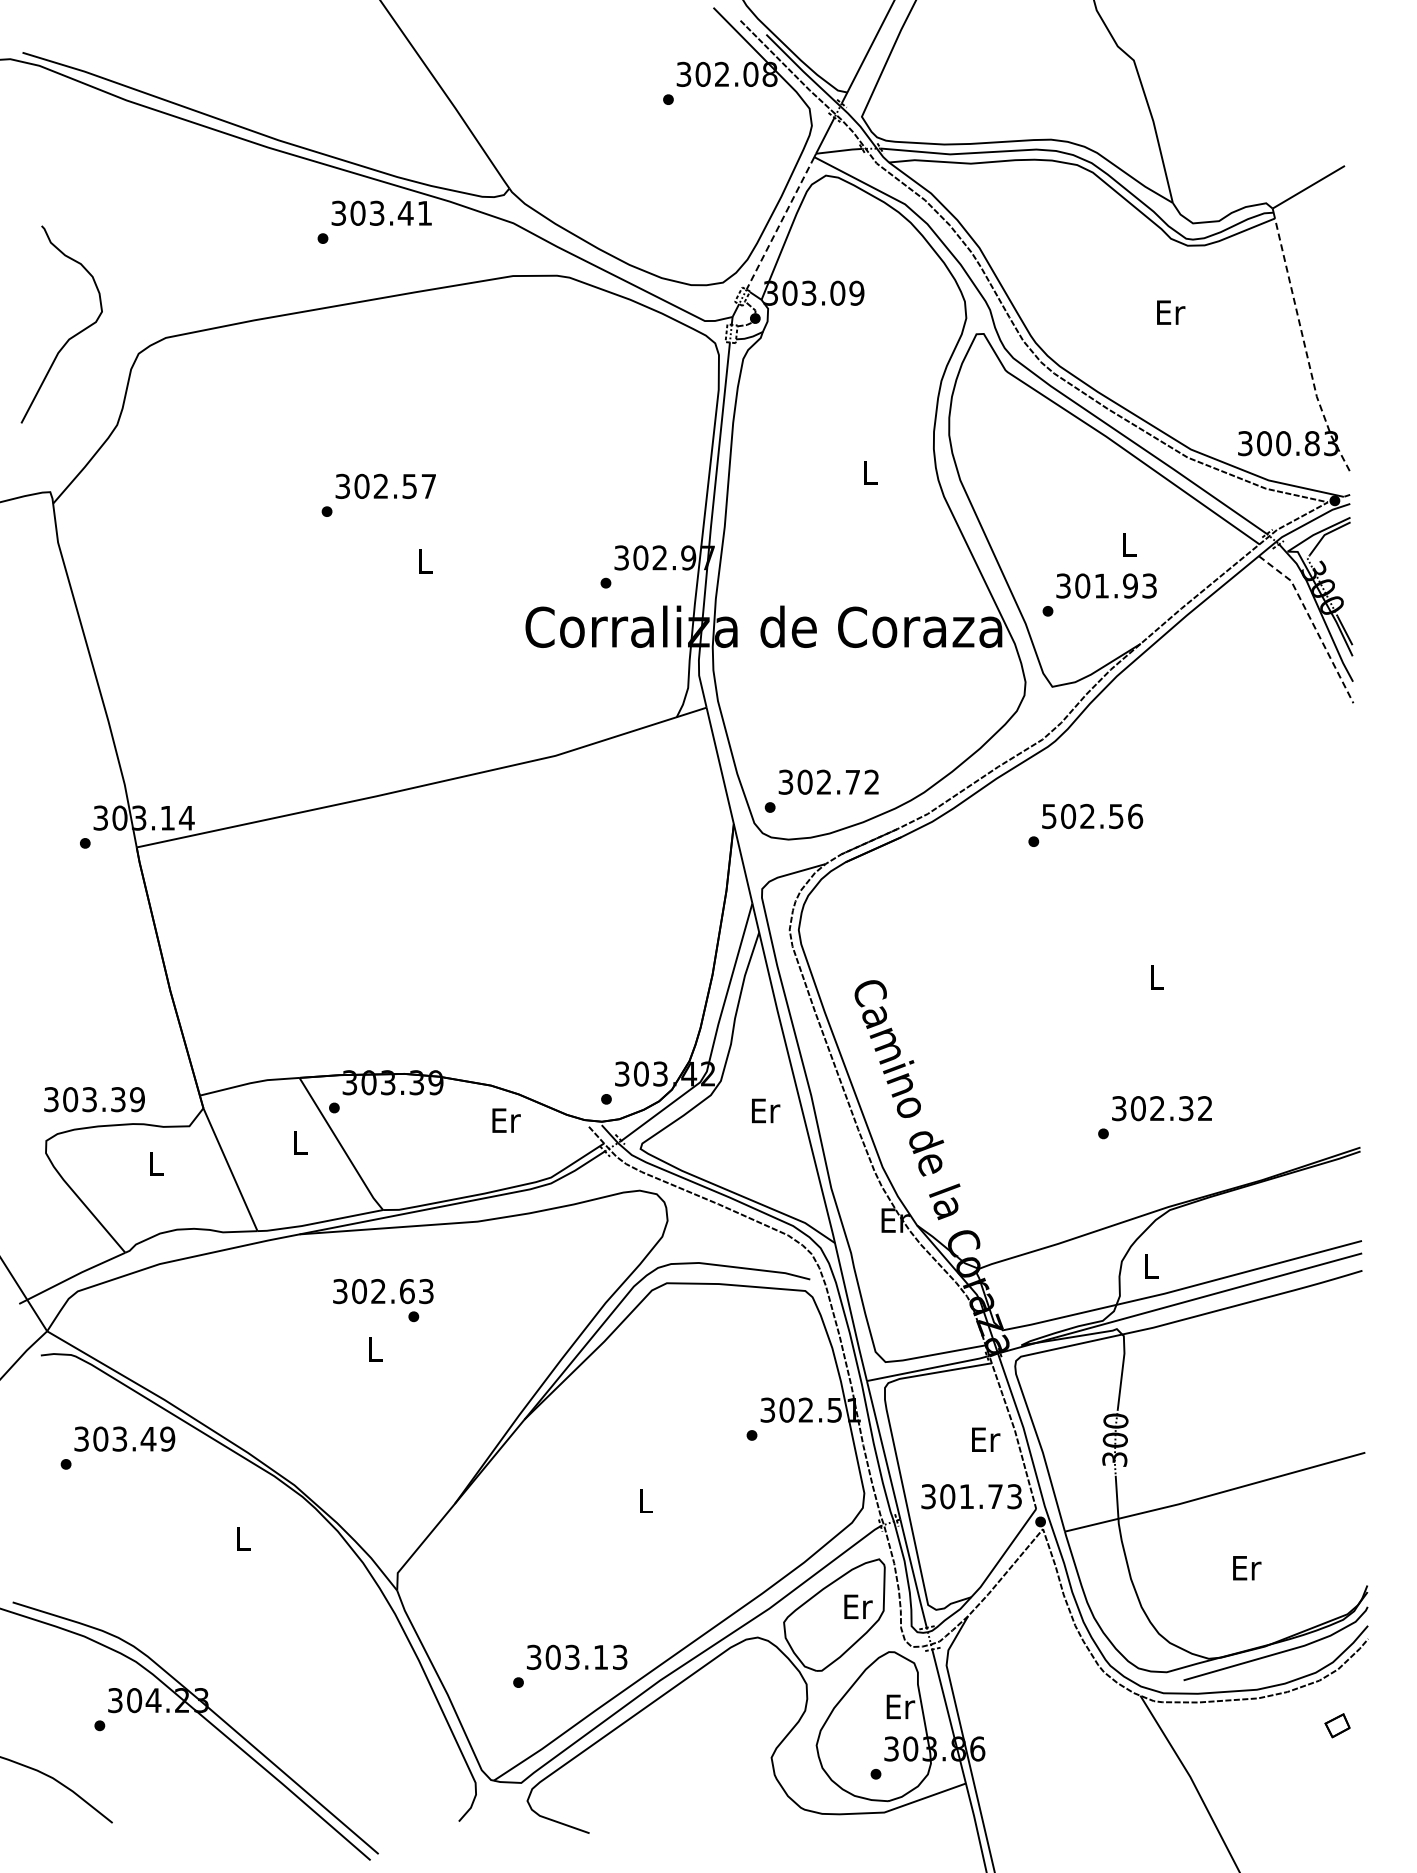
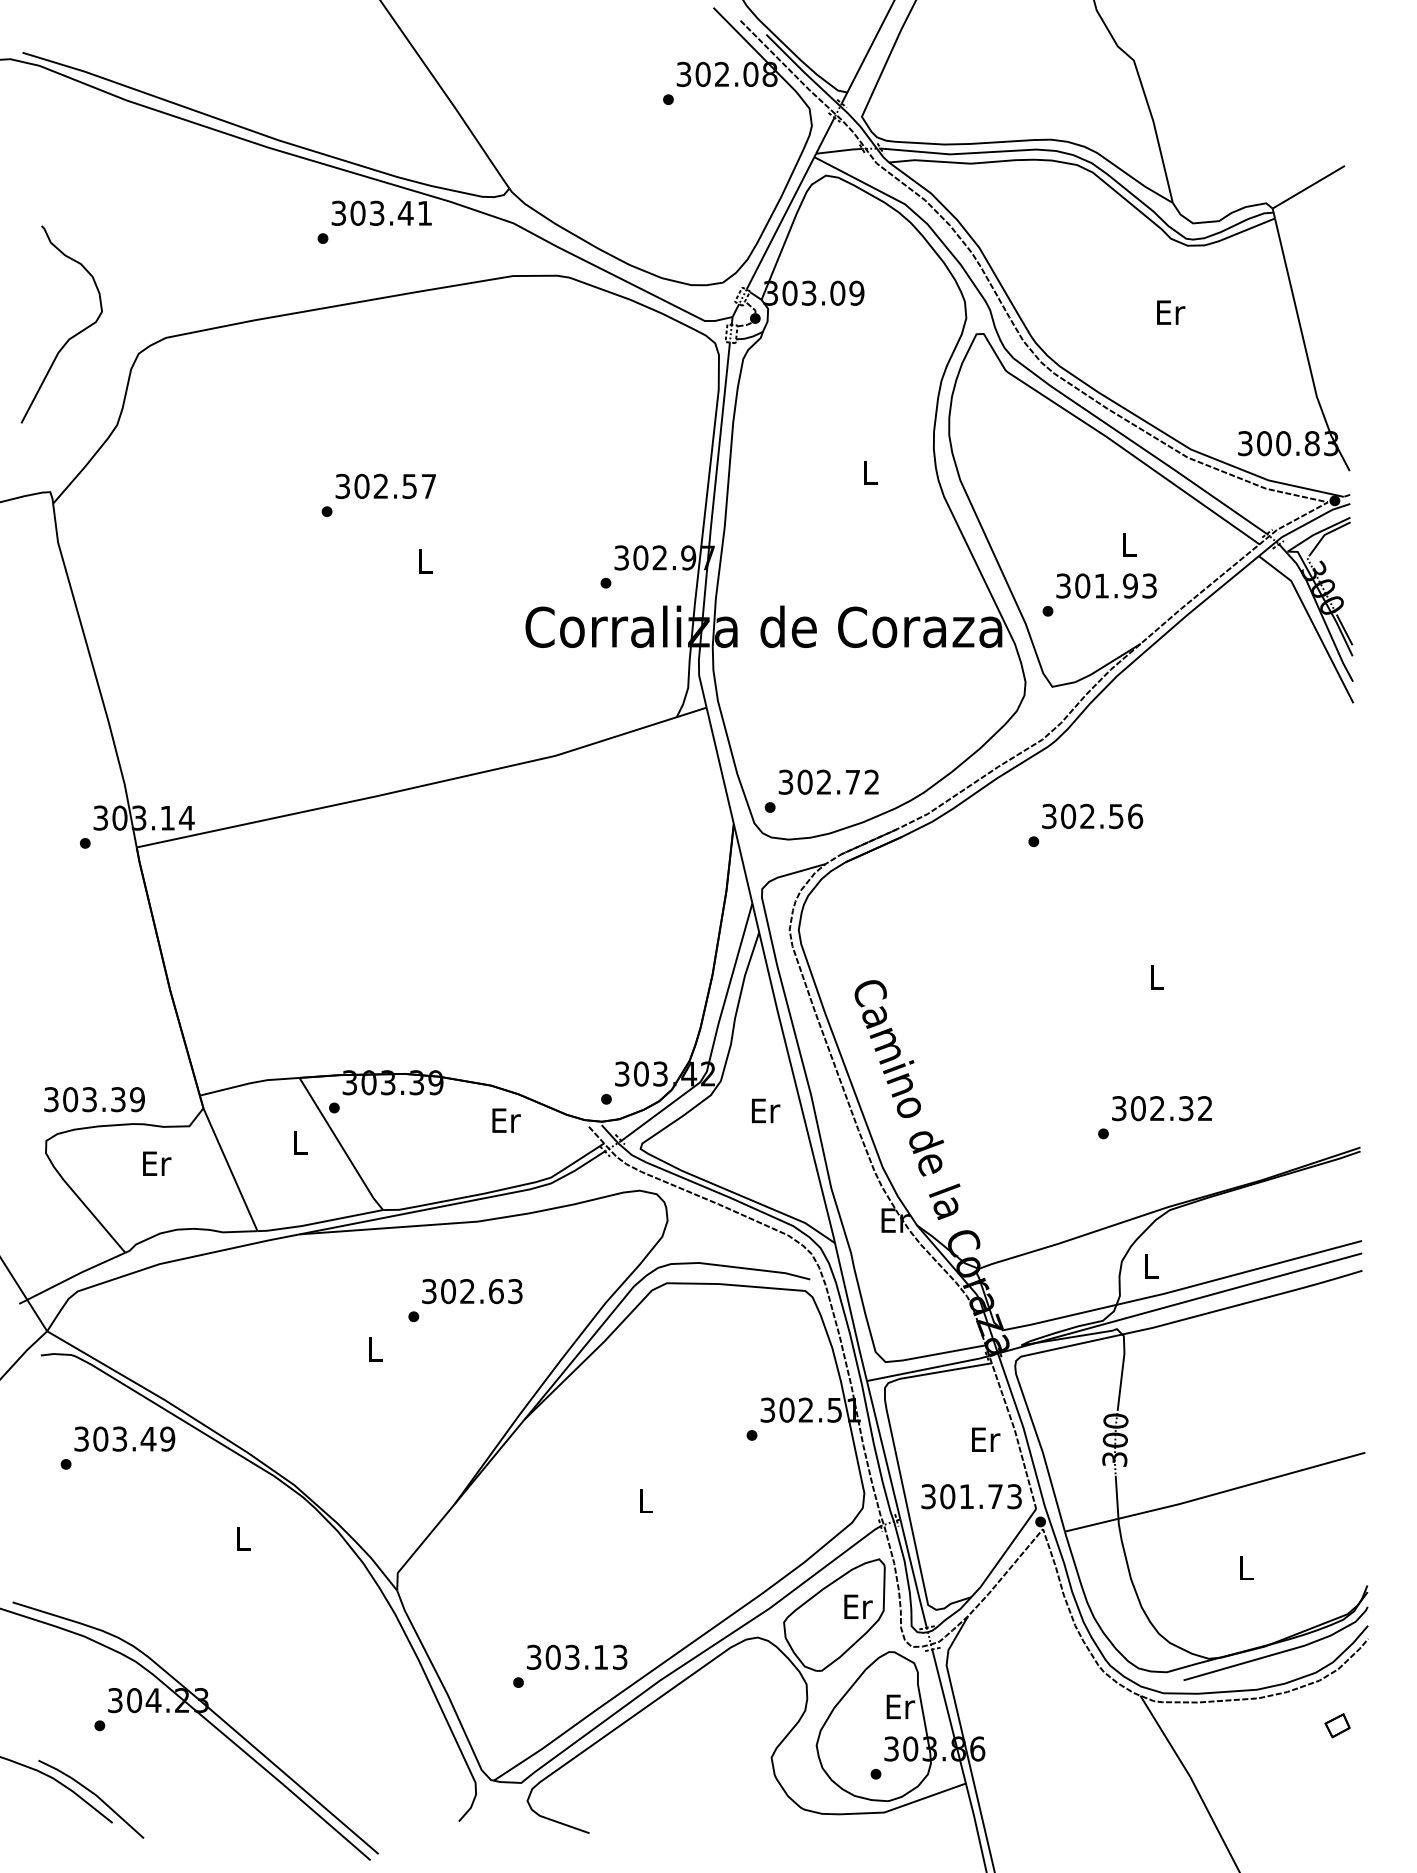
line: dashed -> solid (780, 223)
line: dashed -> solid (1305, 348)
line: dashed -> solid (1312, 623)
text: 502.56 -> 302.56 (1049, 815)
text: L -> Er (157, 1163)
text position: (383, 1291) -> (472, 1291) (472, 1291)
text: Er -> L (1247, 1568)
line: none -> present (94, 1795)
